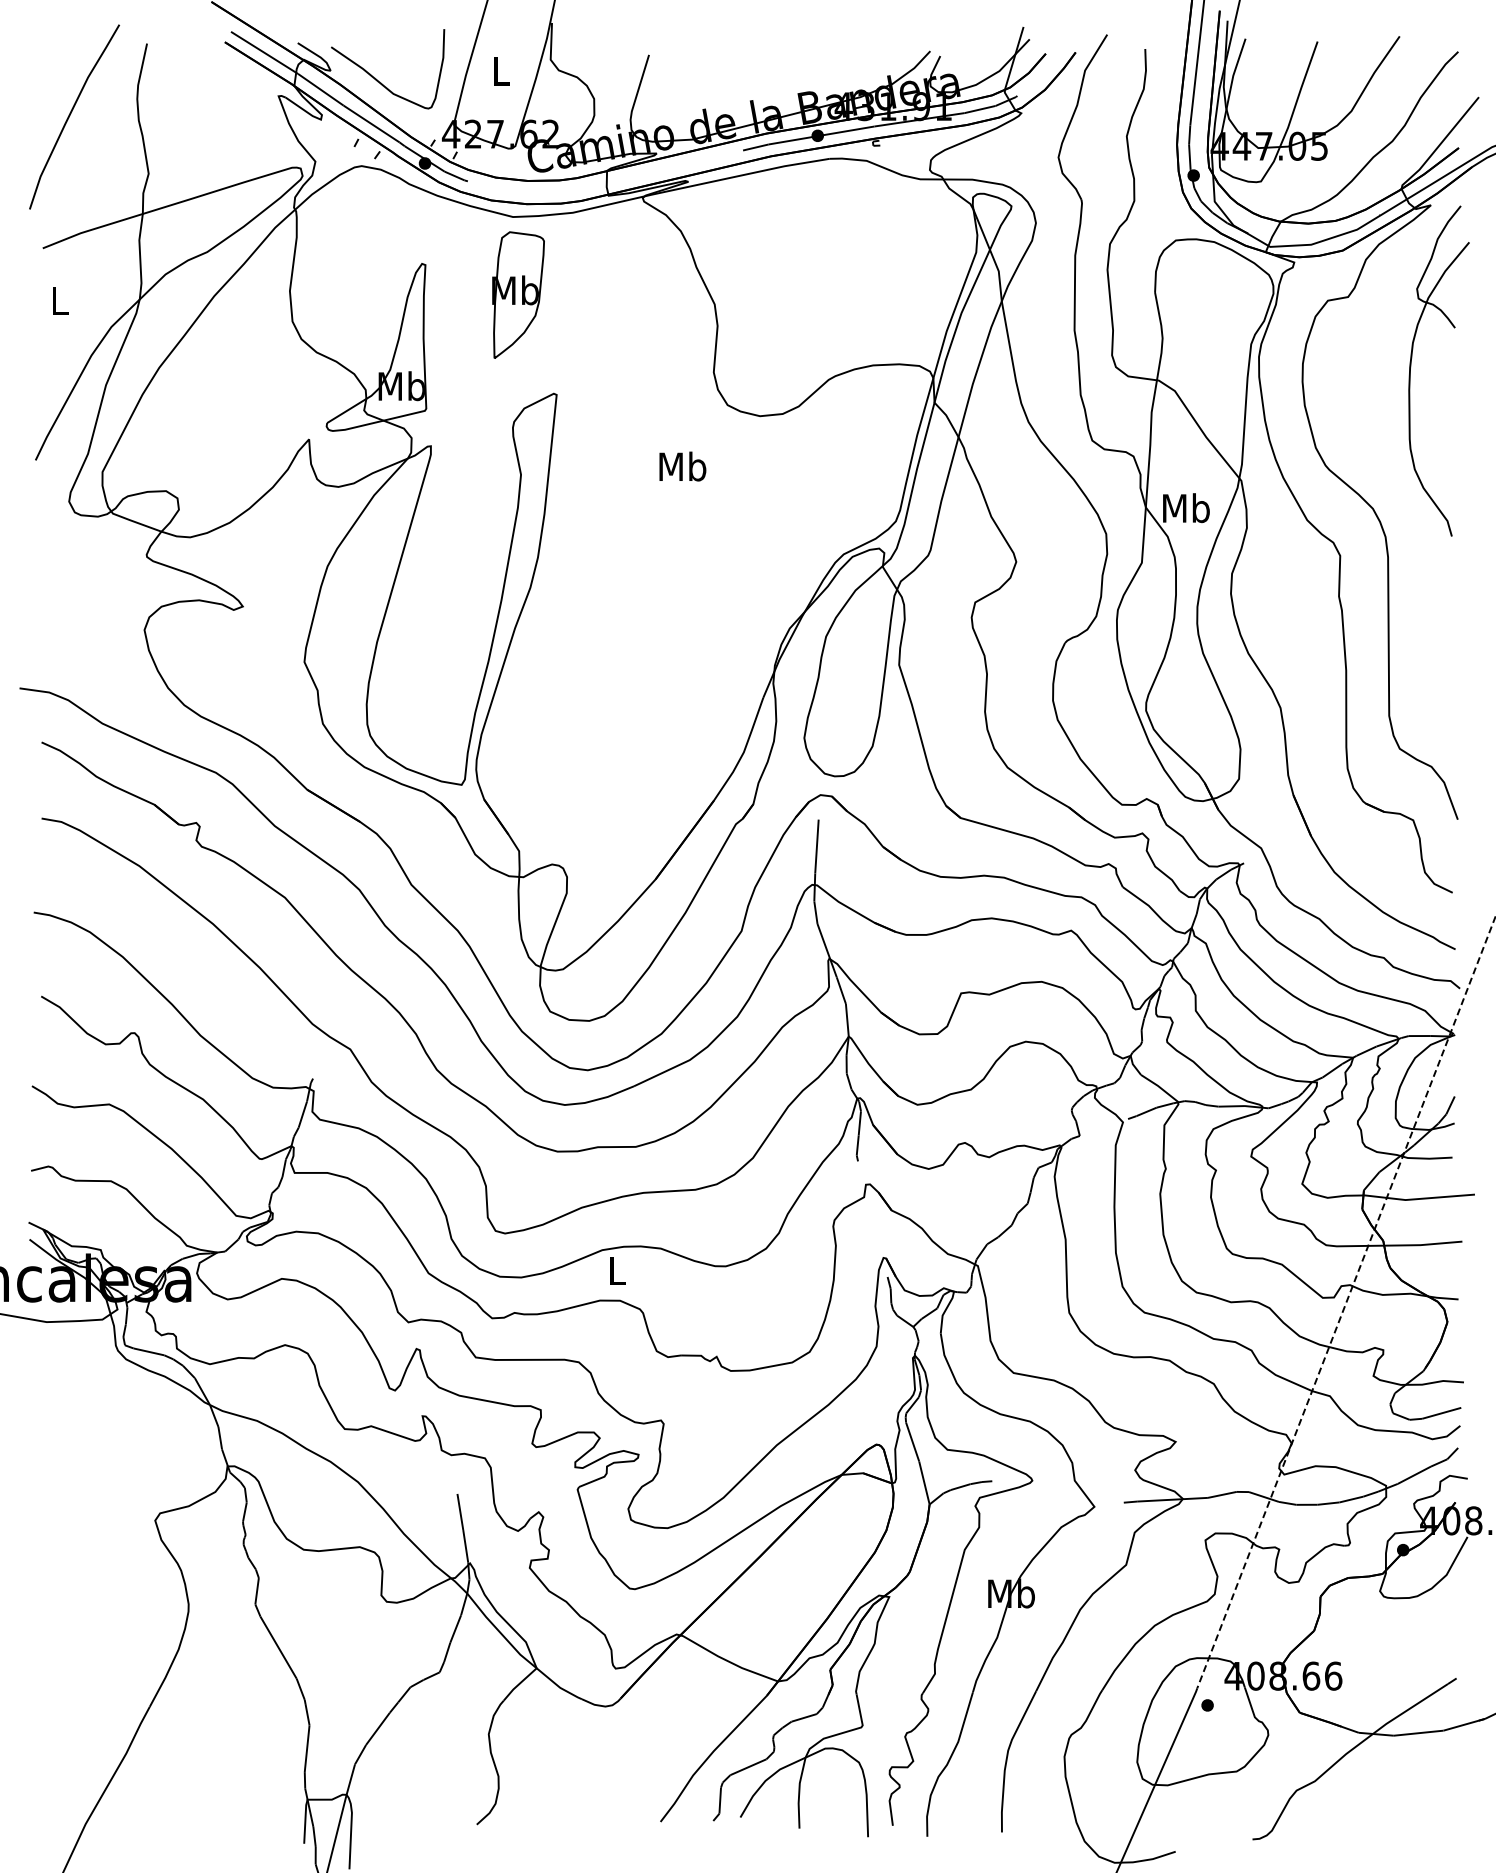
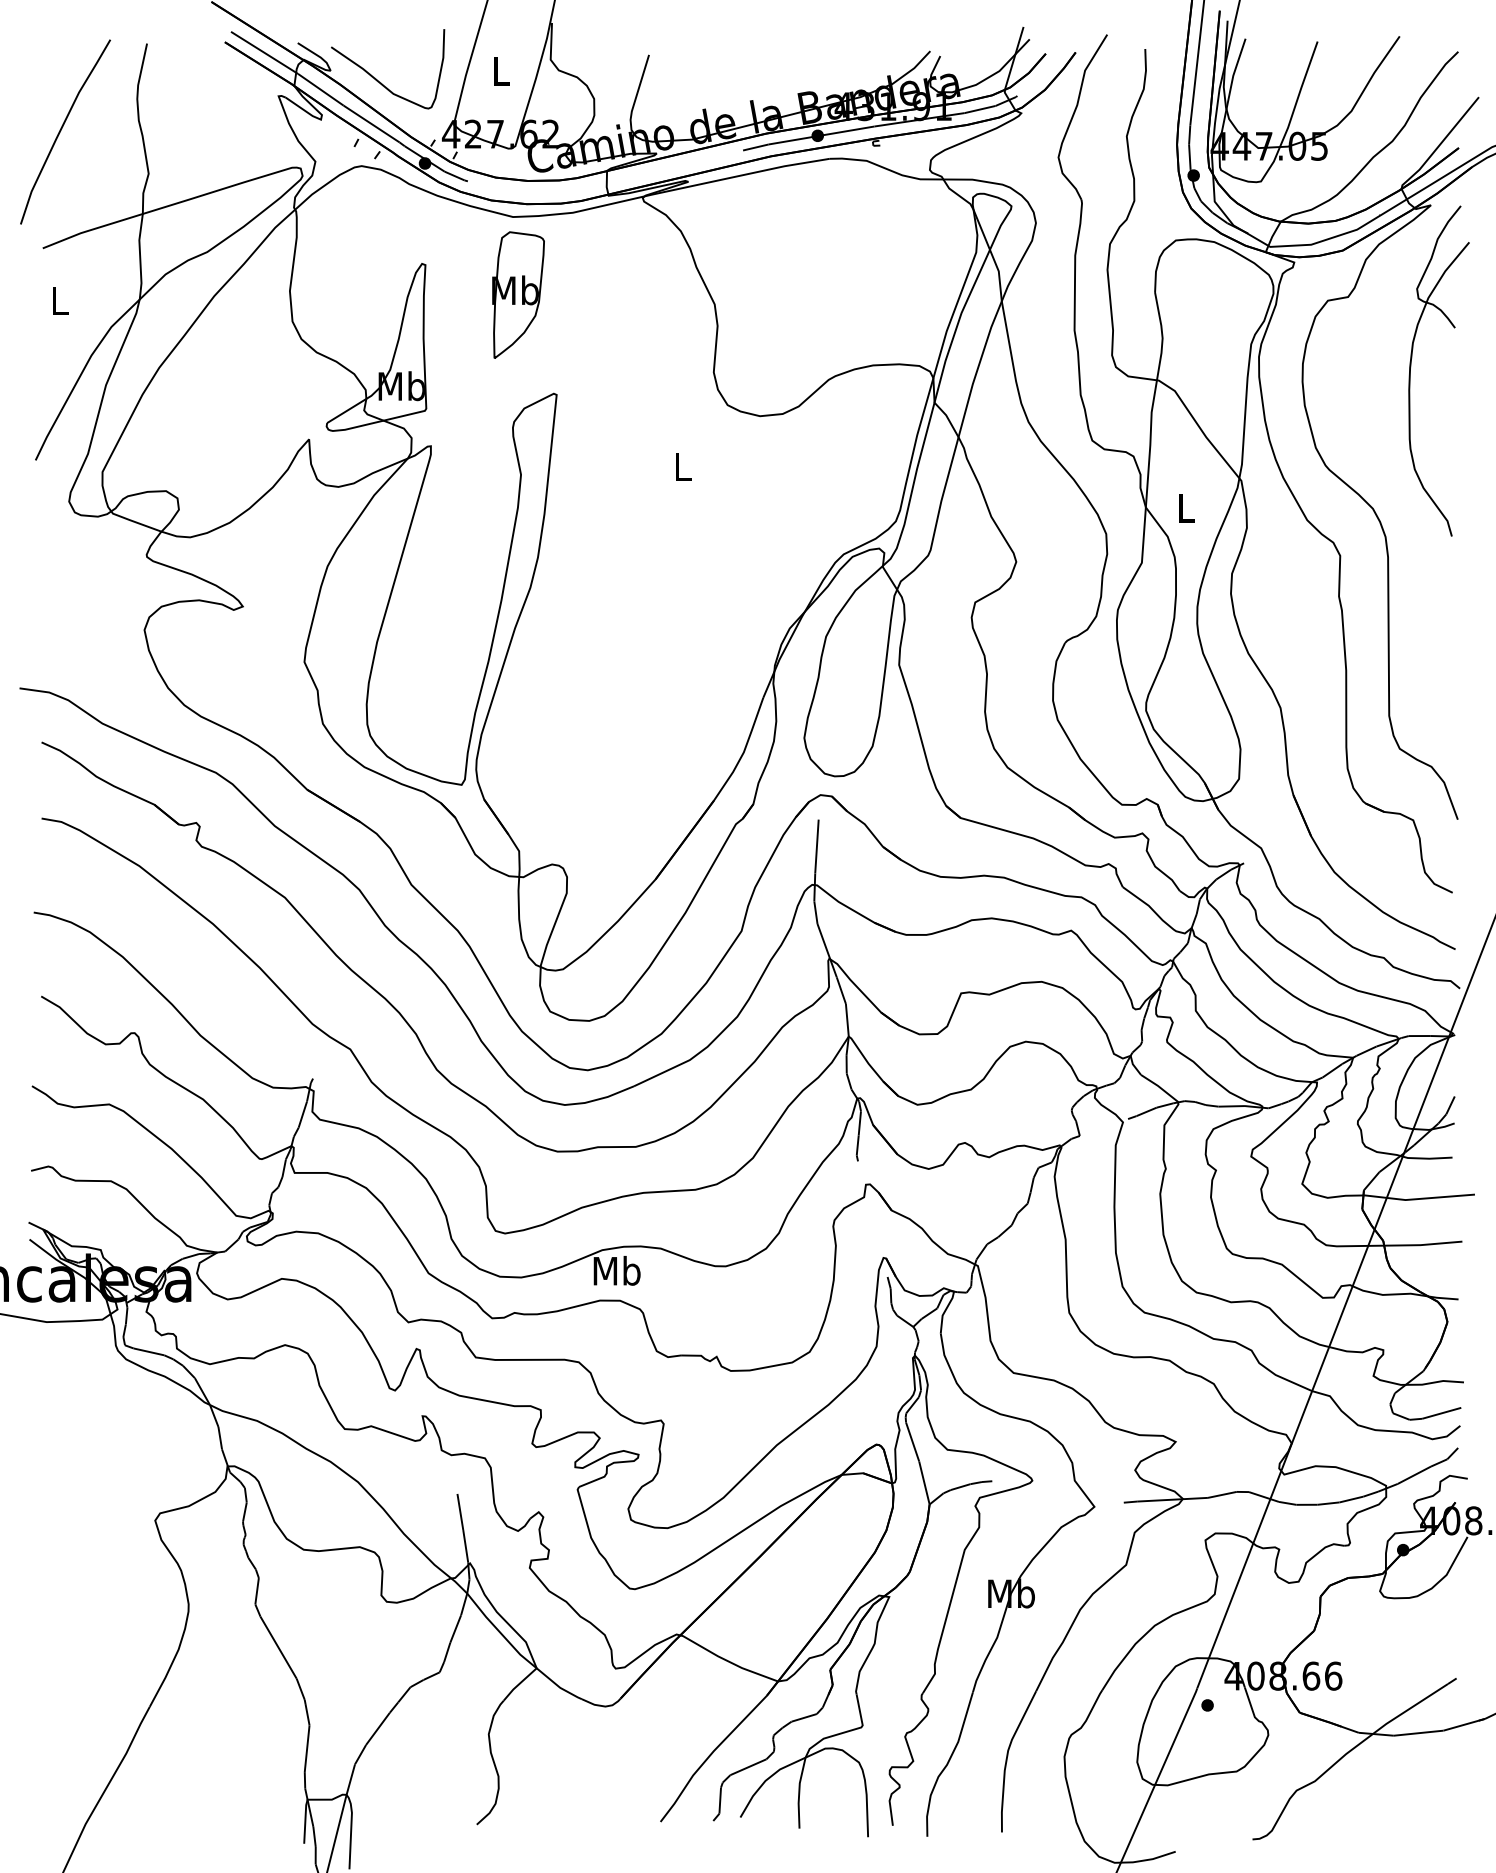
curve position: (70, 115) -> (61, 130) (61, 130)
text: Mb -> L (682, 466)
text: Mb -> L (1186, 508)
text: L -> Mb (616, 1270)
line: dashed -> solid (1346, 1302)
